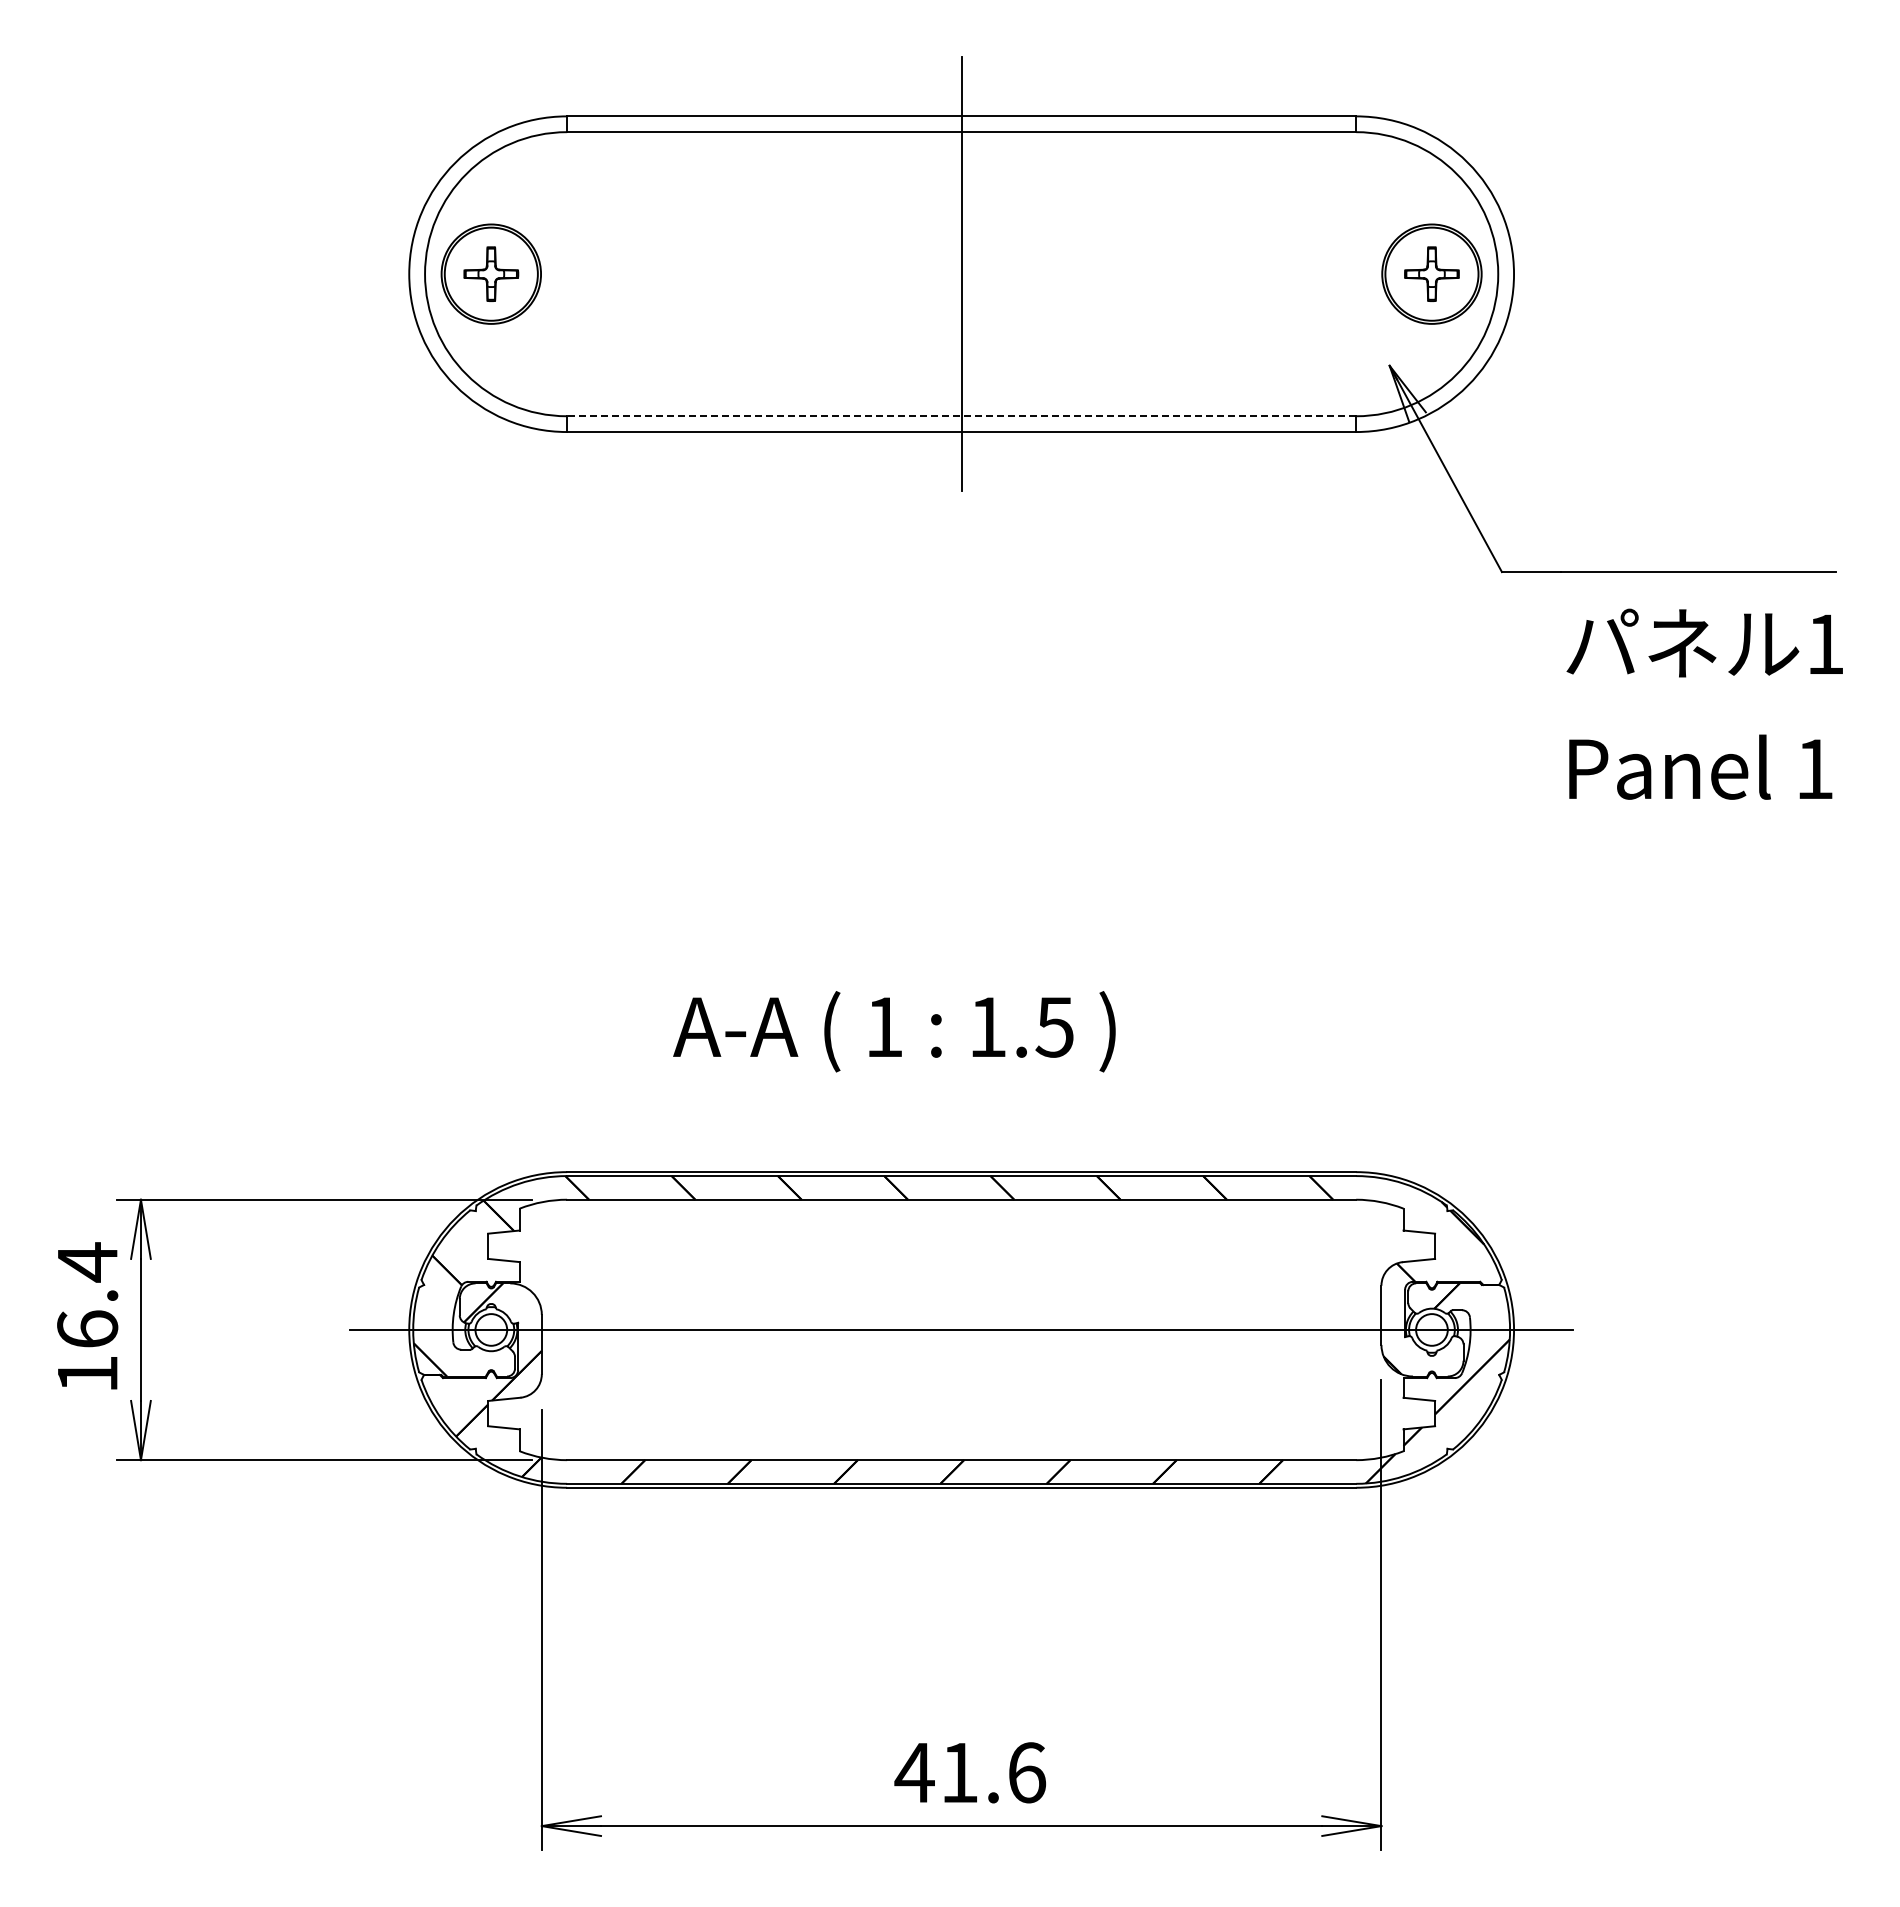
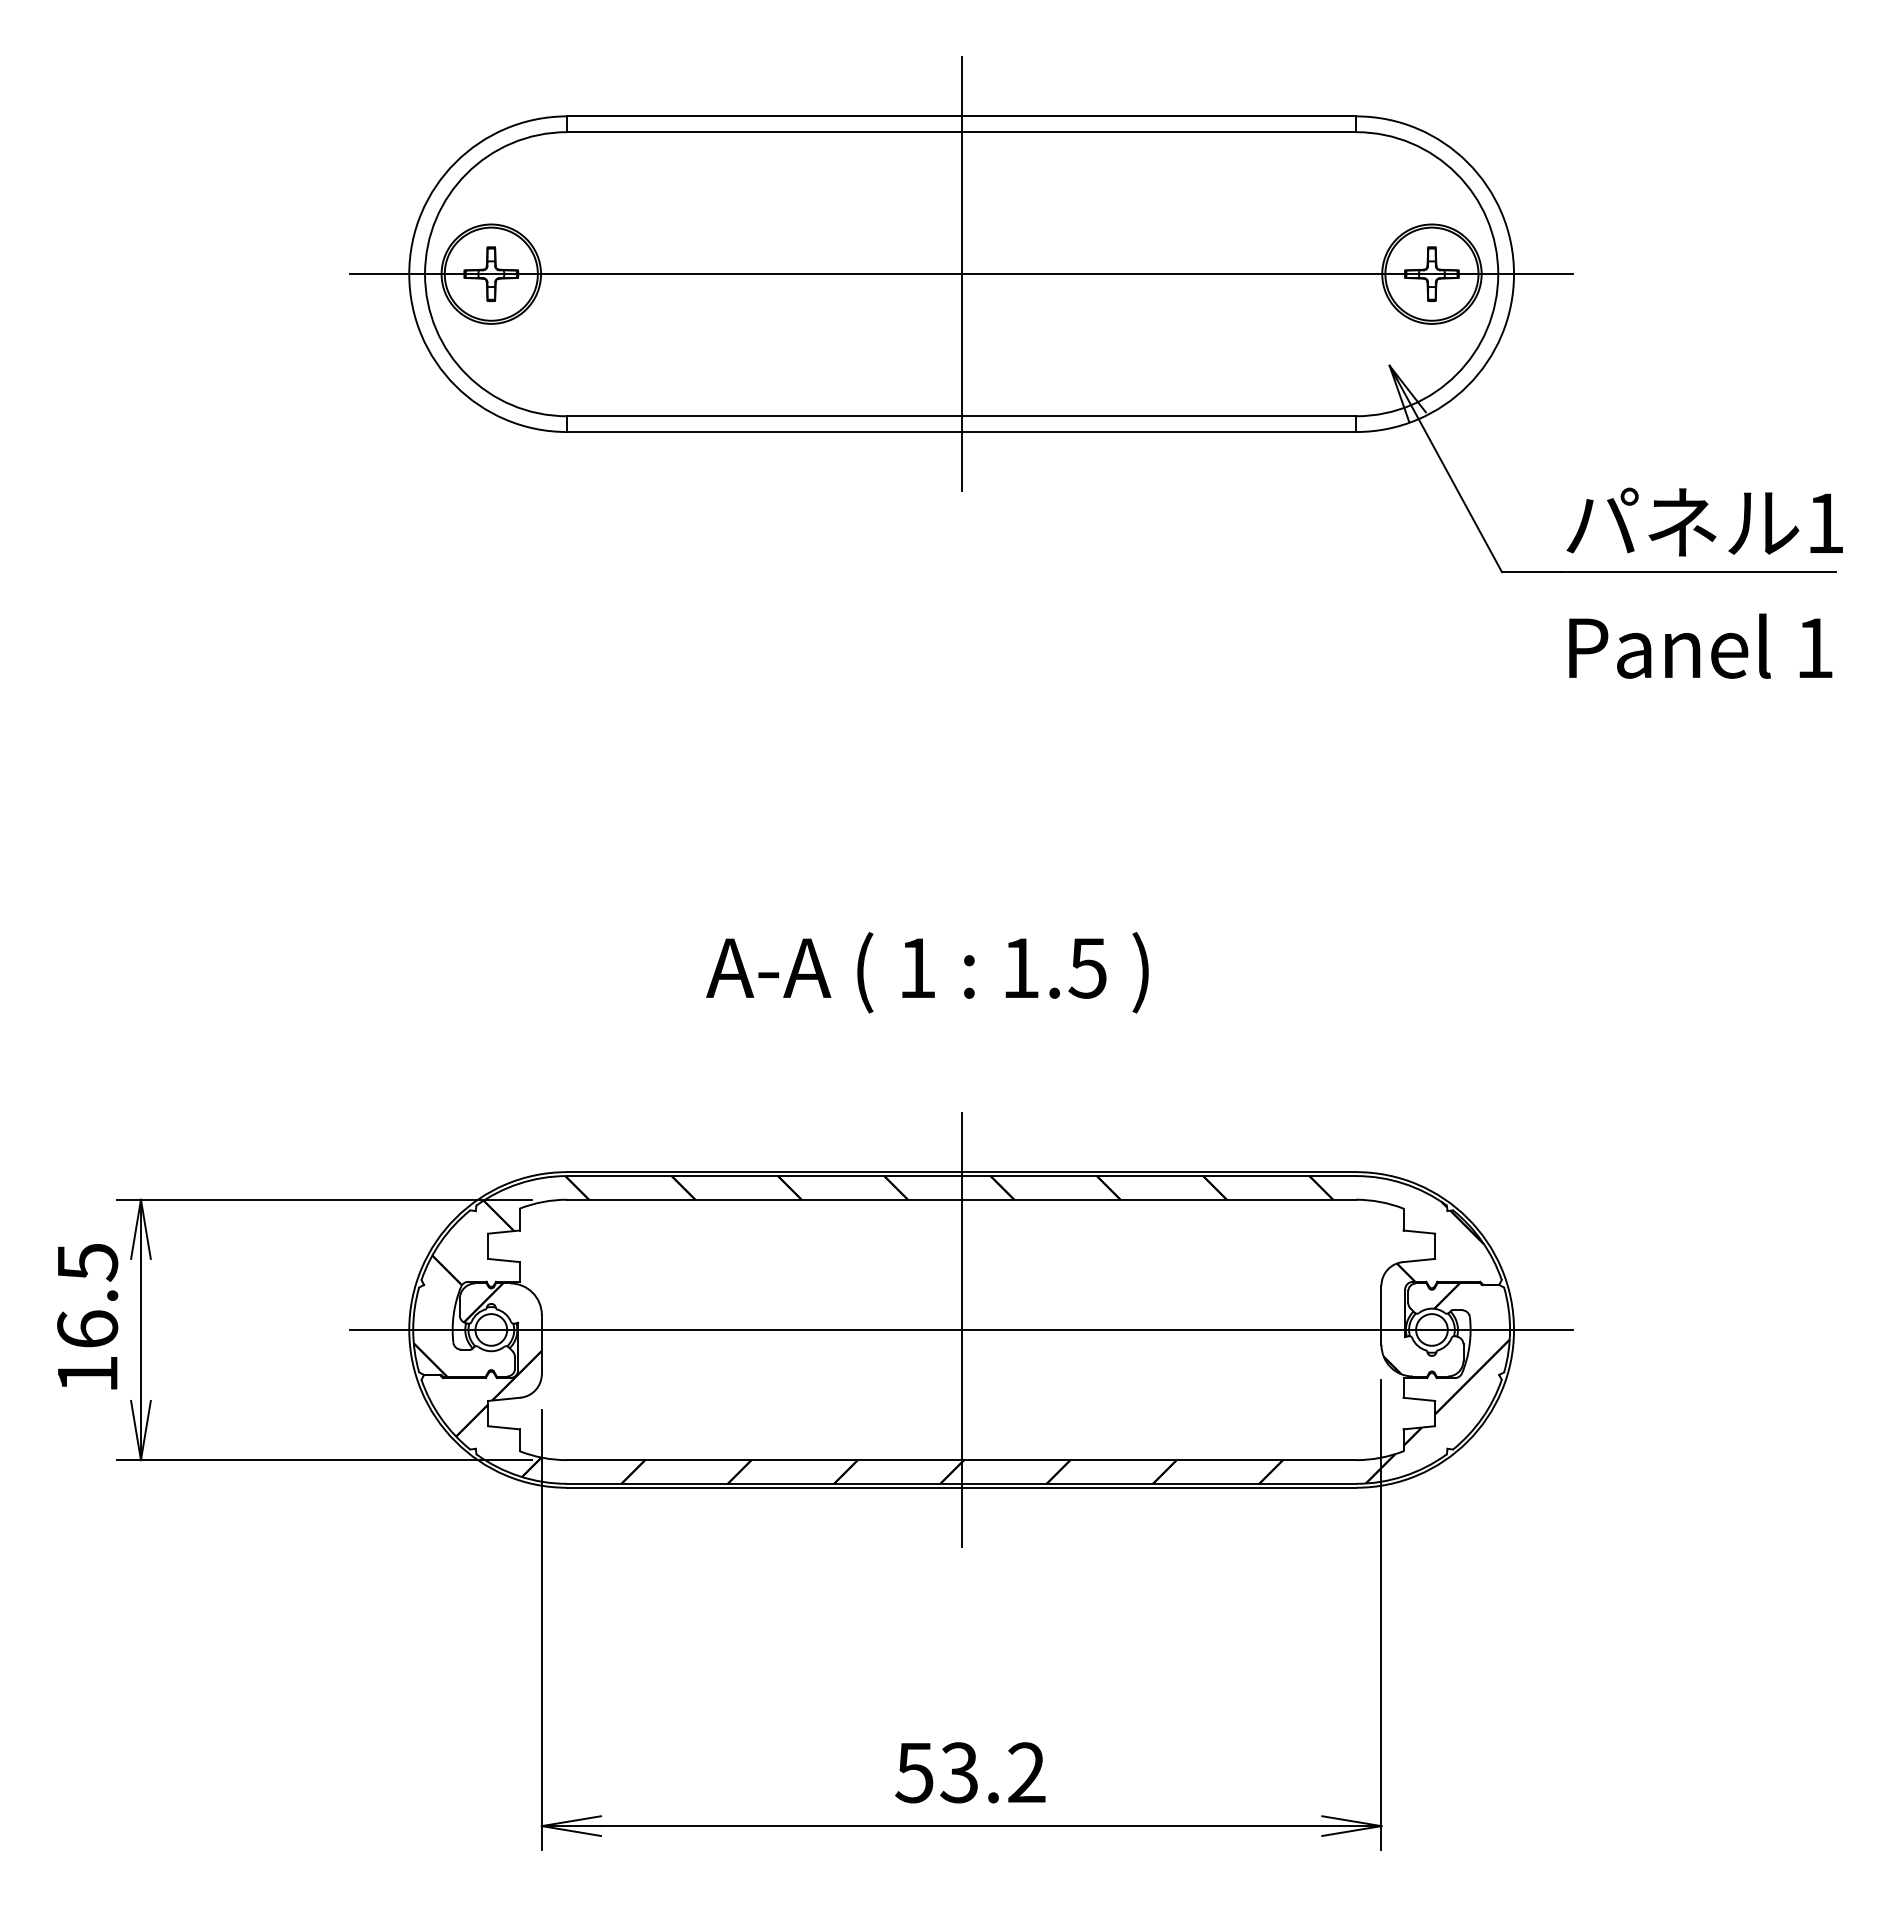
line: none -> present (961, 274)
line: dashed -> solid (961, 416)
text position: (1704, 703) -> (1704, 582) (1704, 582)
text position: (894, 1031) -> (927, 972) (927, 972)
text: 16.4 -> 16.5 (88, 1262)
line: none -> present (961, 1329)
text: 41.6 -> 53.2 (970, 1772)
